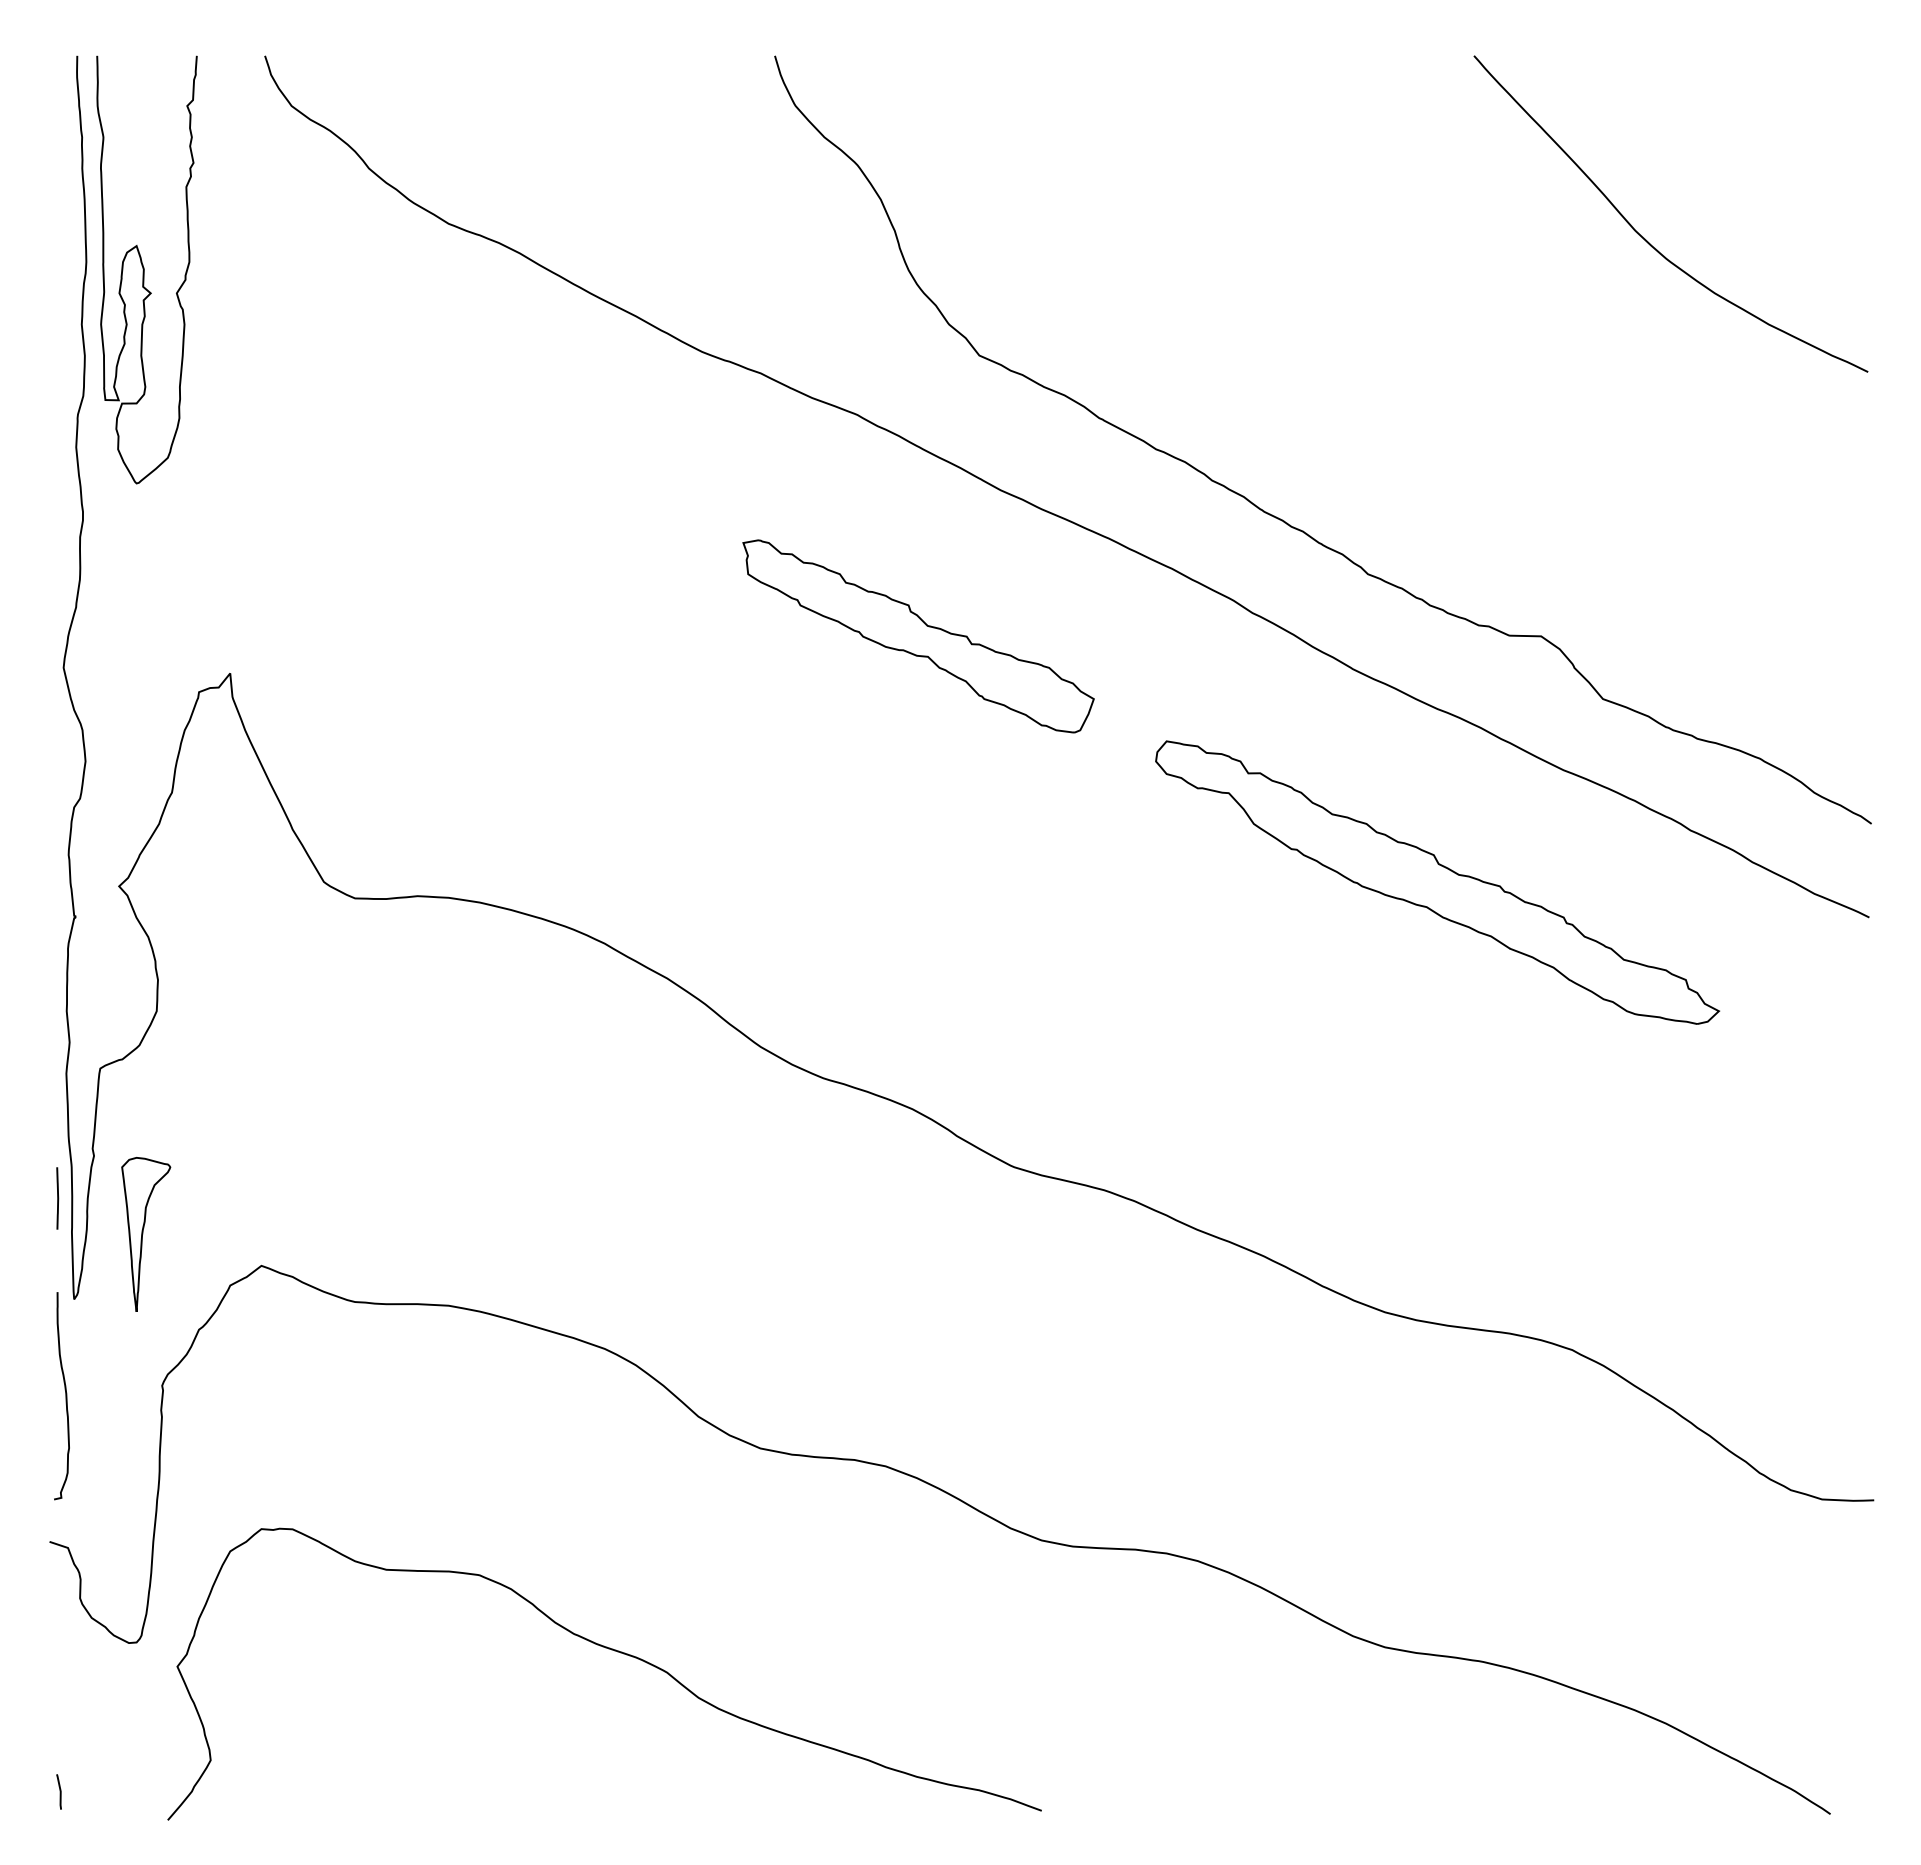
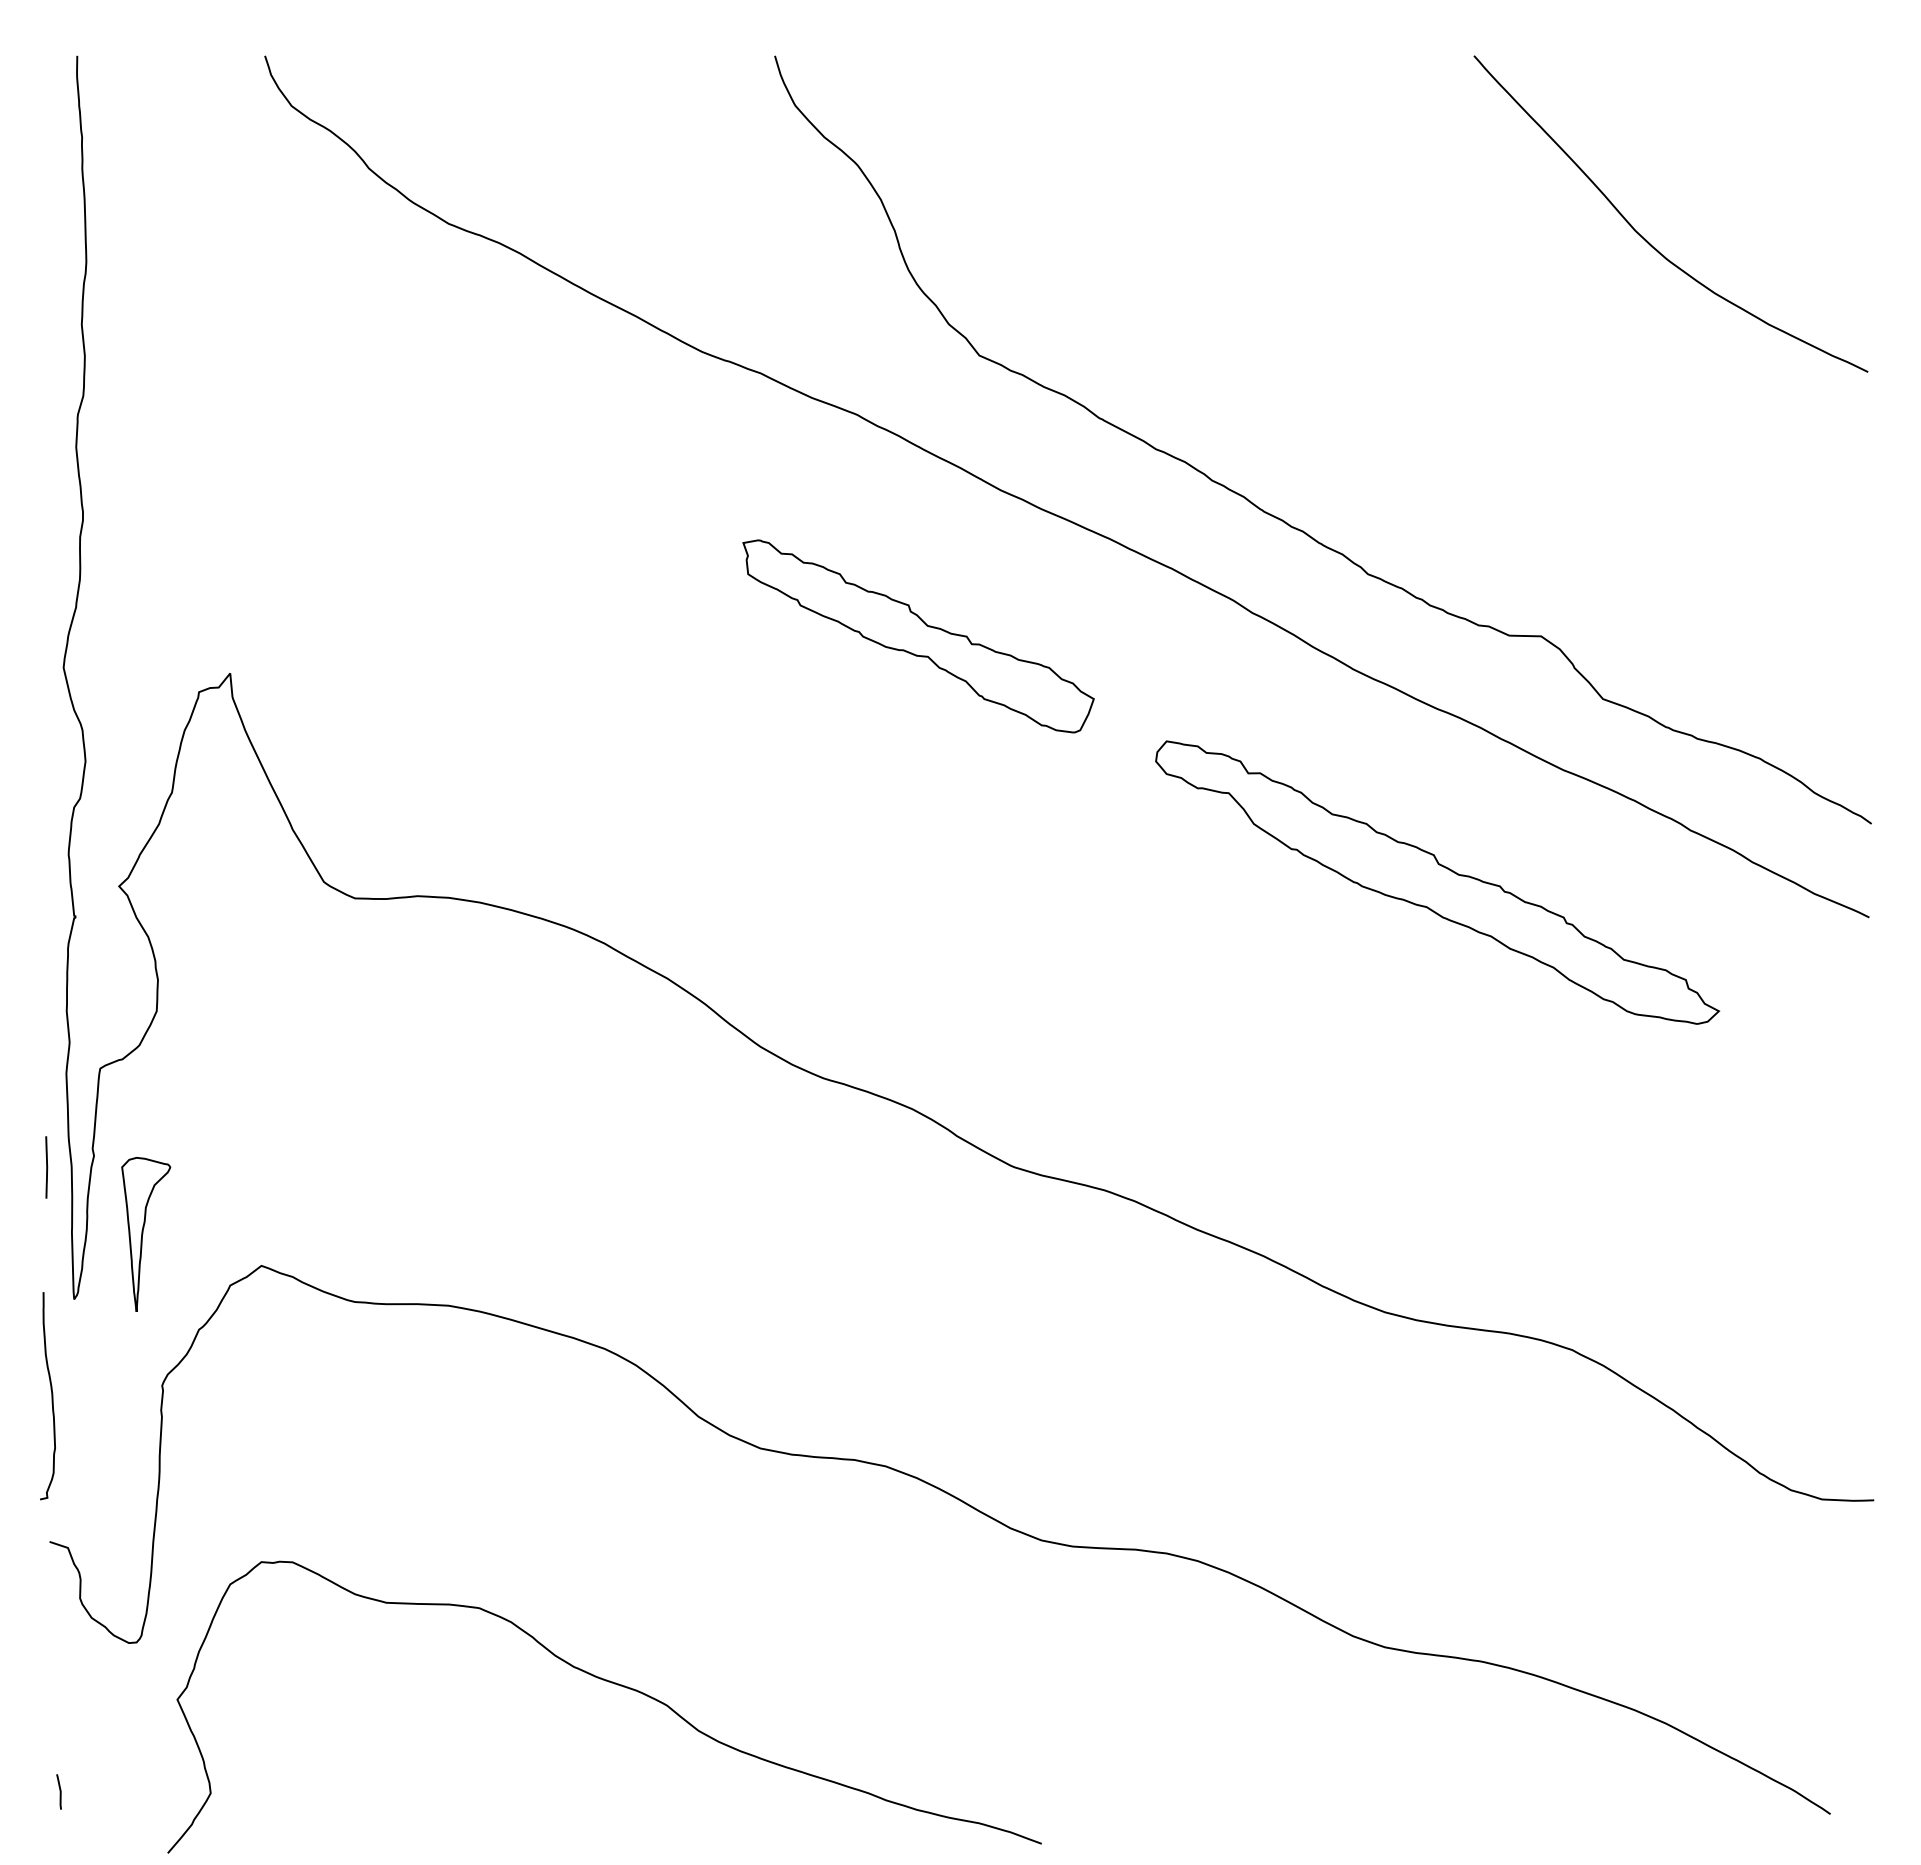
curve: present -> none (144, 269)
line position: (57, 1198) -> (46, 1167) (46, 1167)
curve position: (65, 1396) -> (51, 1396) (51, 1396)
curve position: (611, 1650) -> (611, 1683) (611, 1683)
